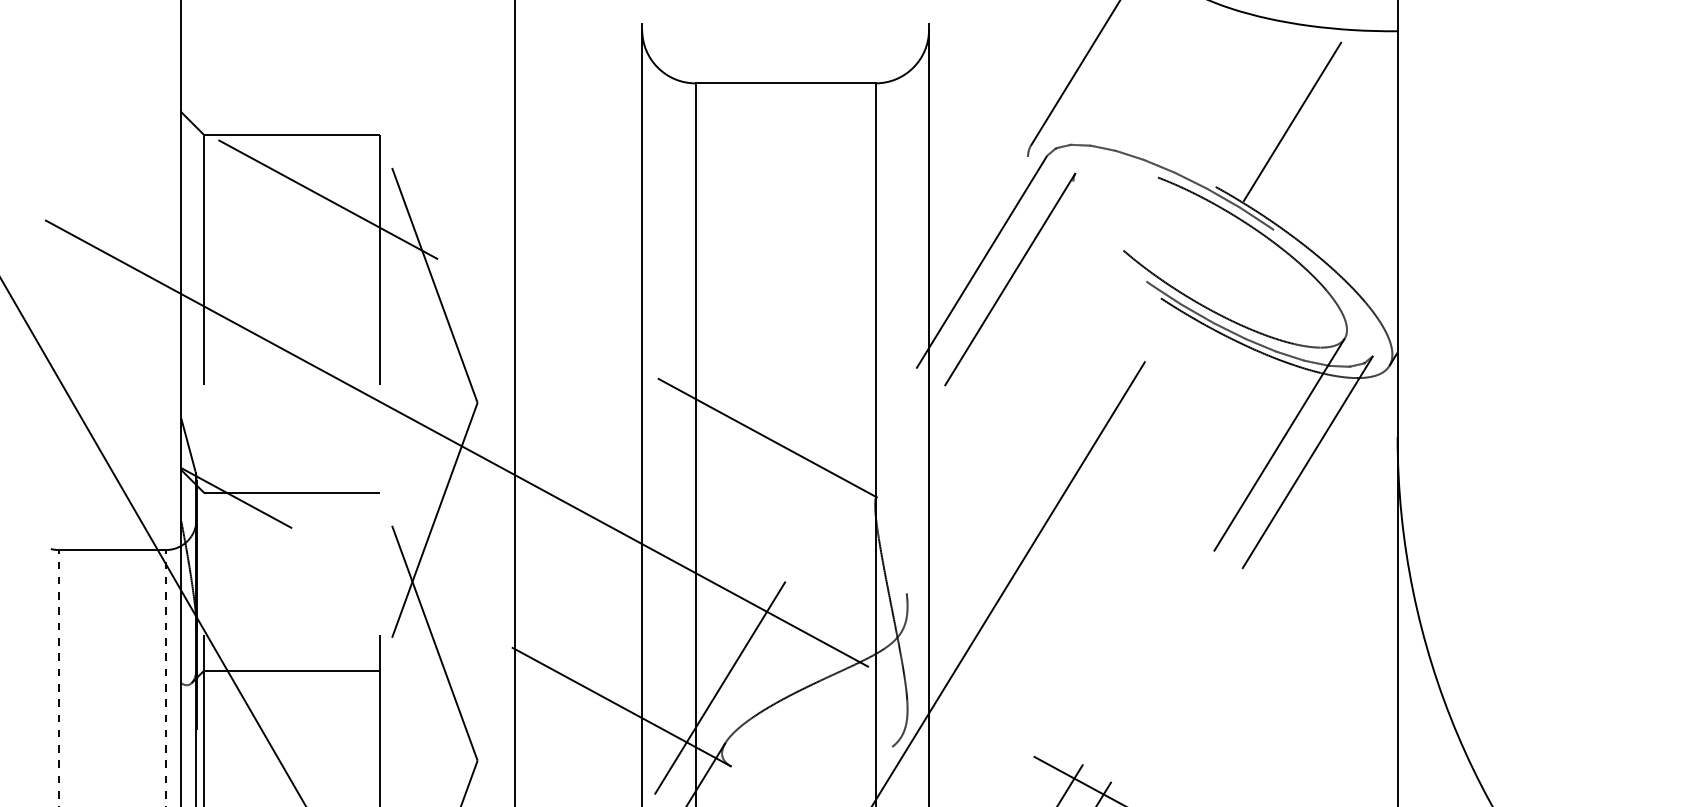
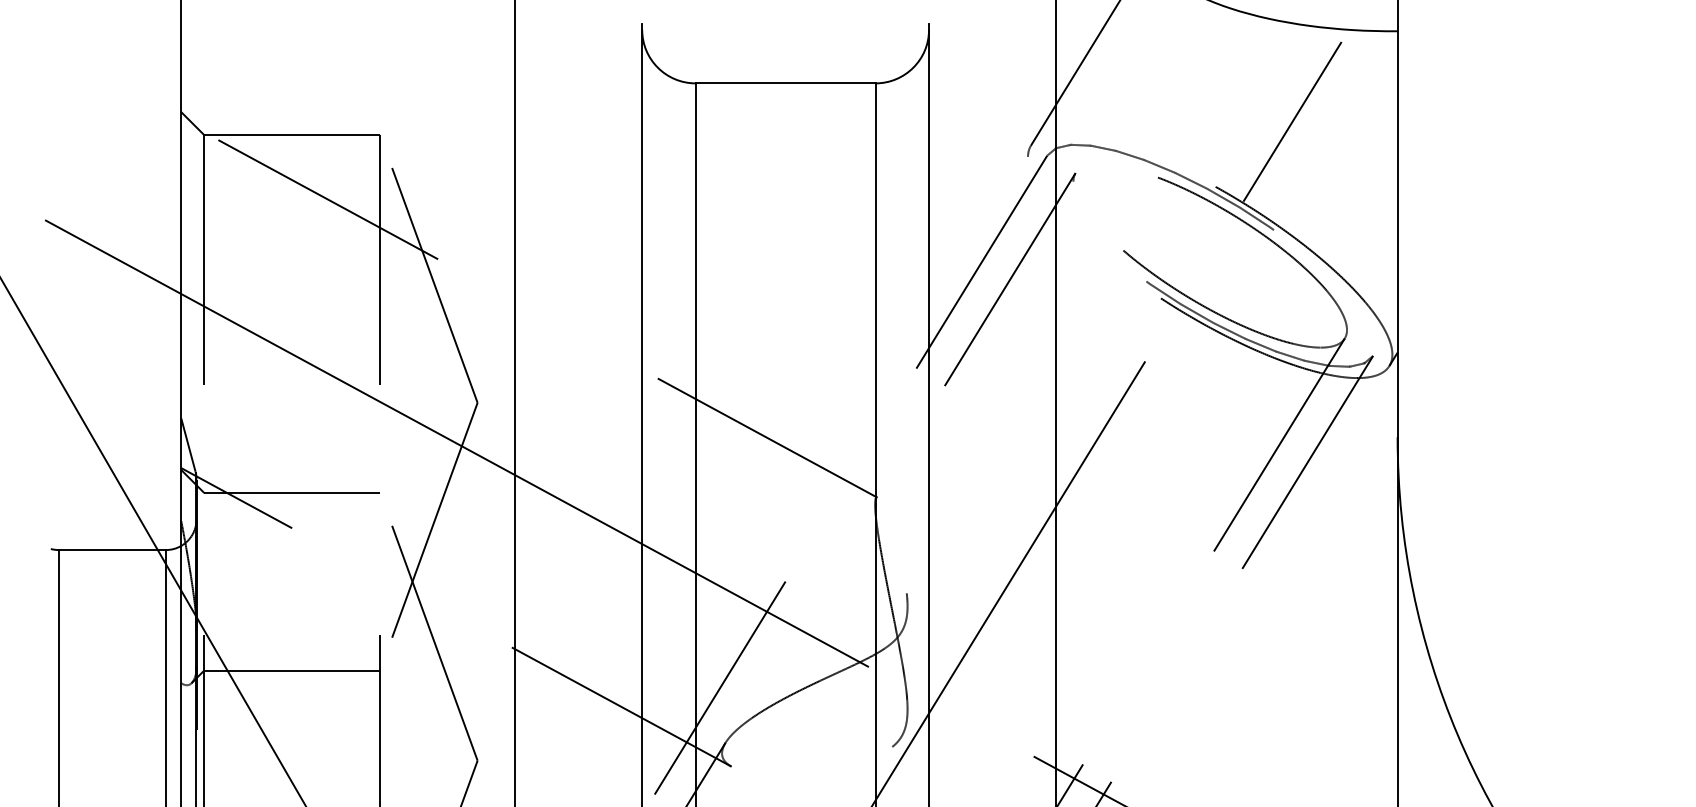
line: none -> present (1056, 402)
line: dashed -> solid (58, 678)
line: dashed -> solid (165, 678)
